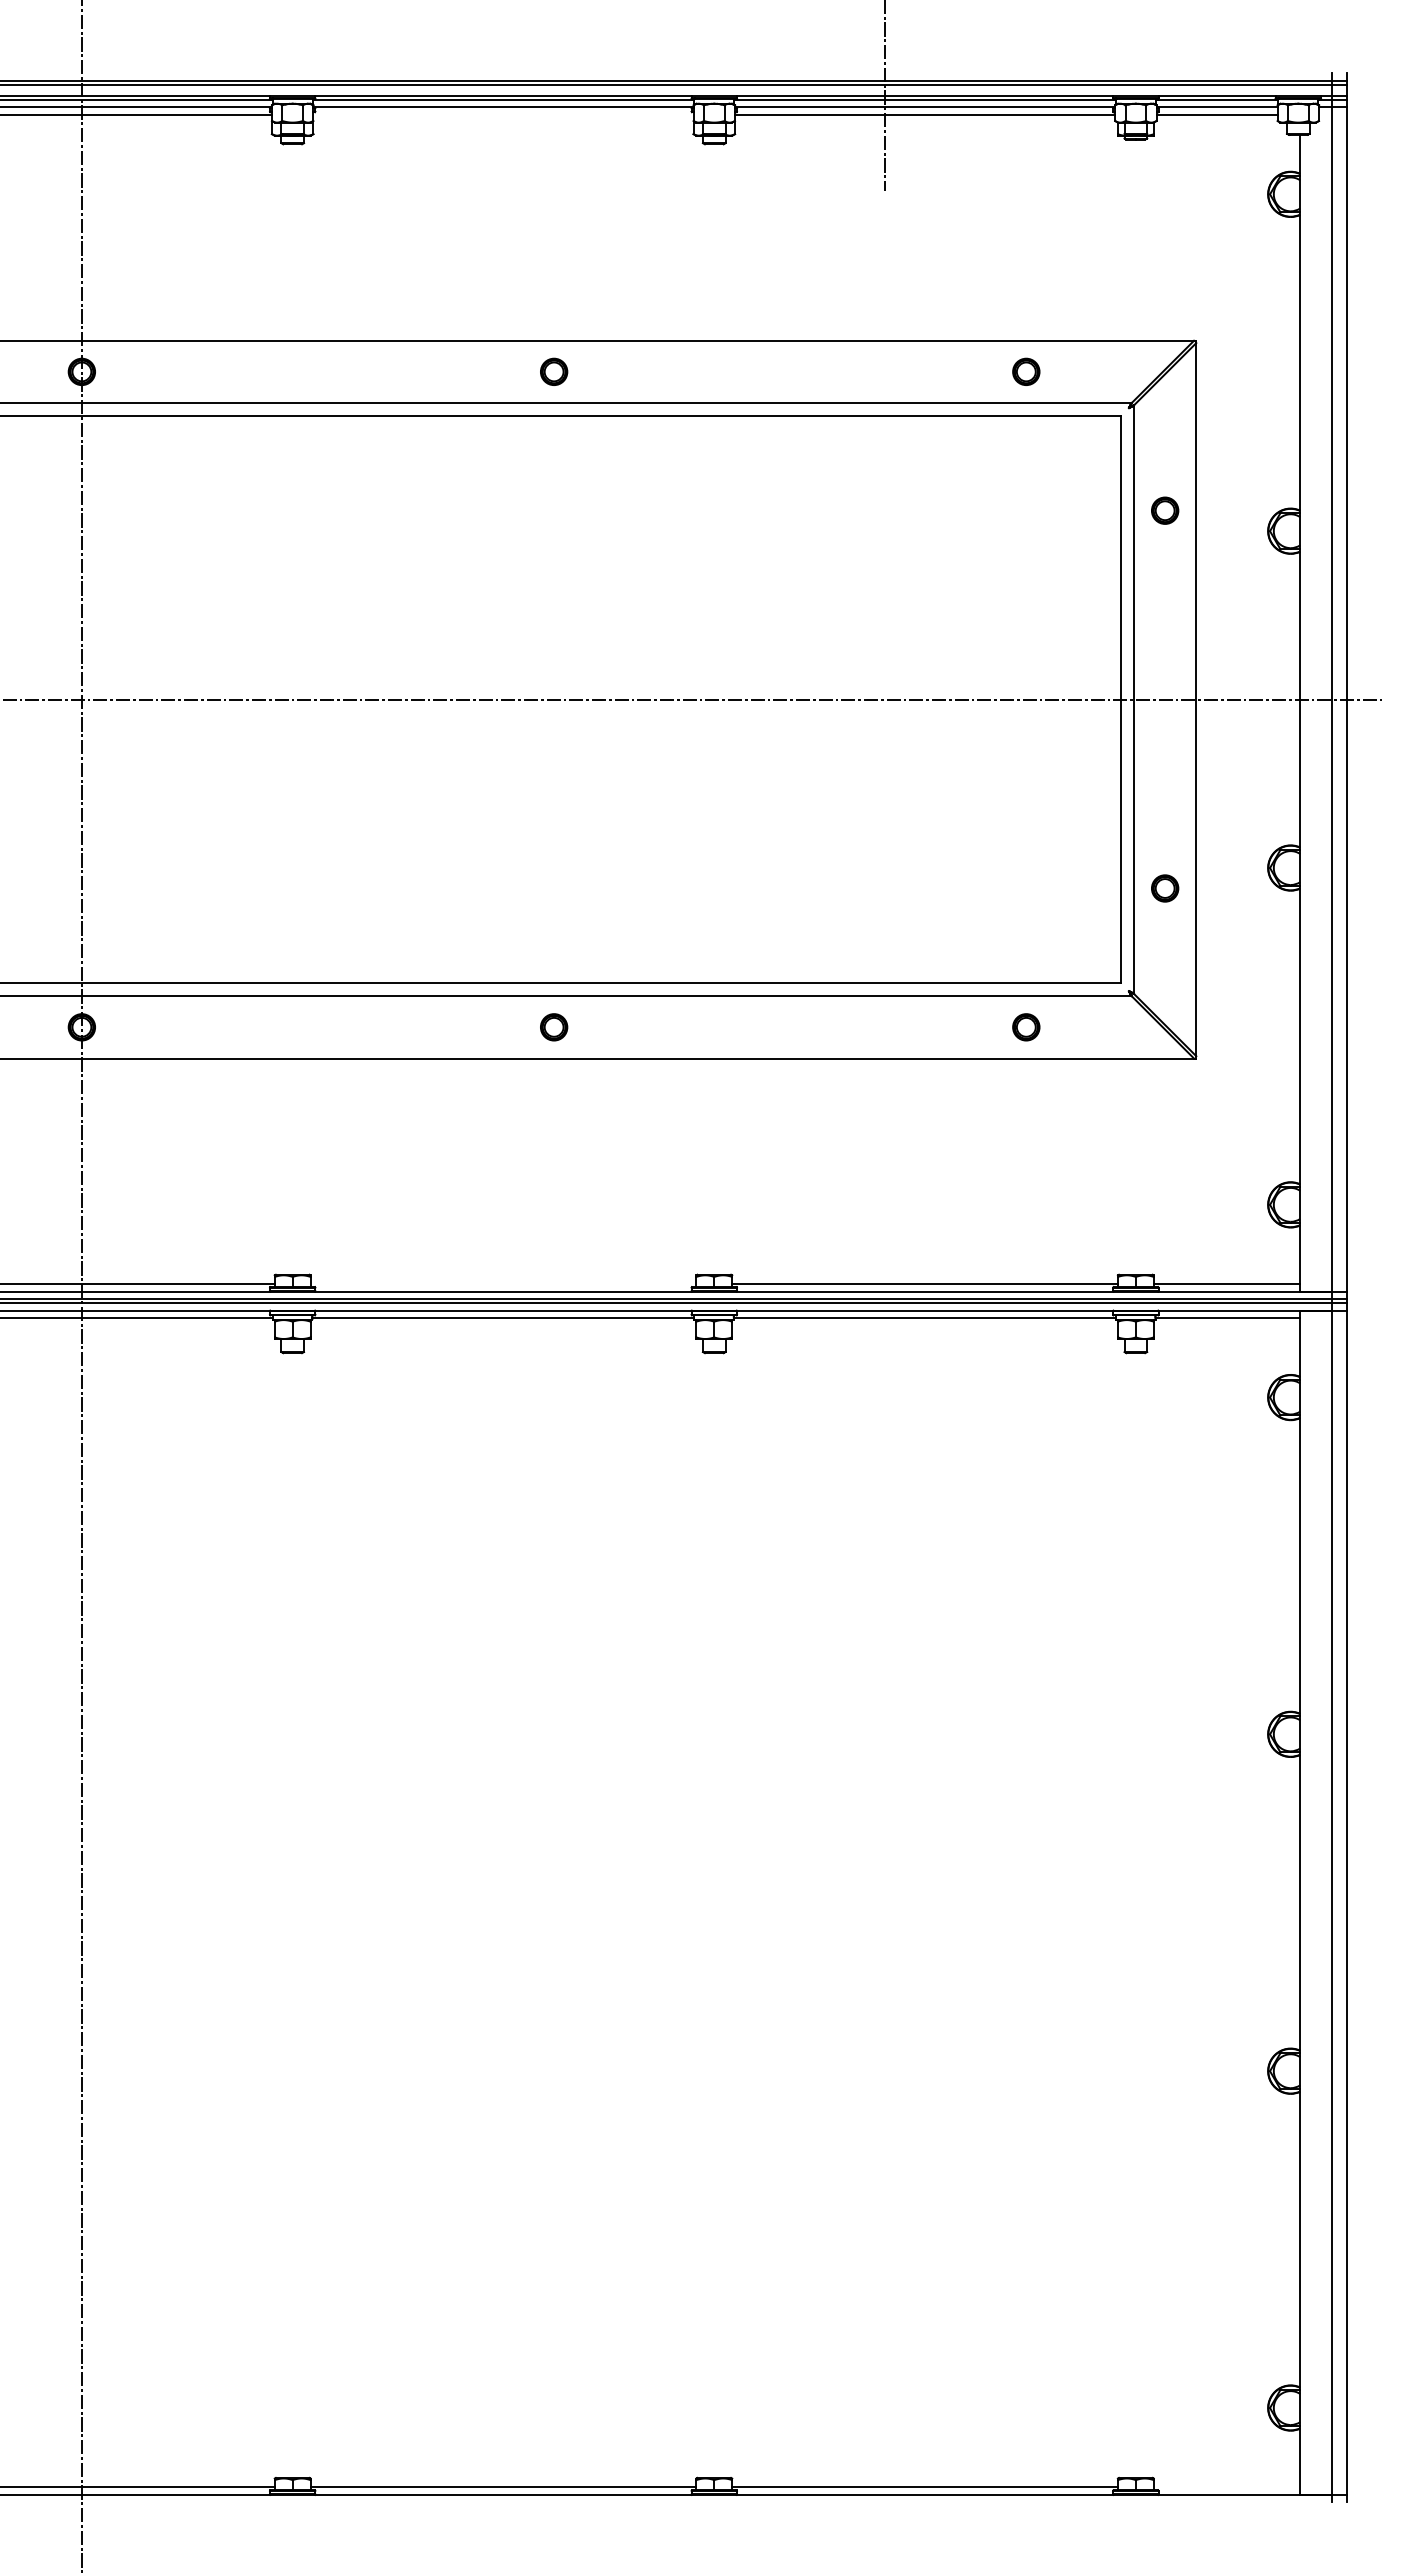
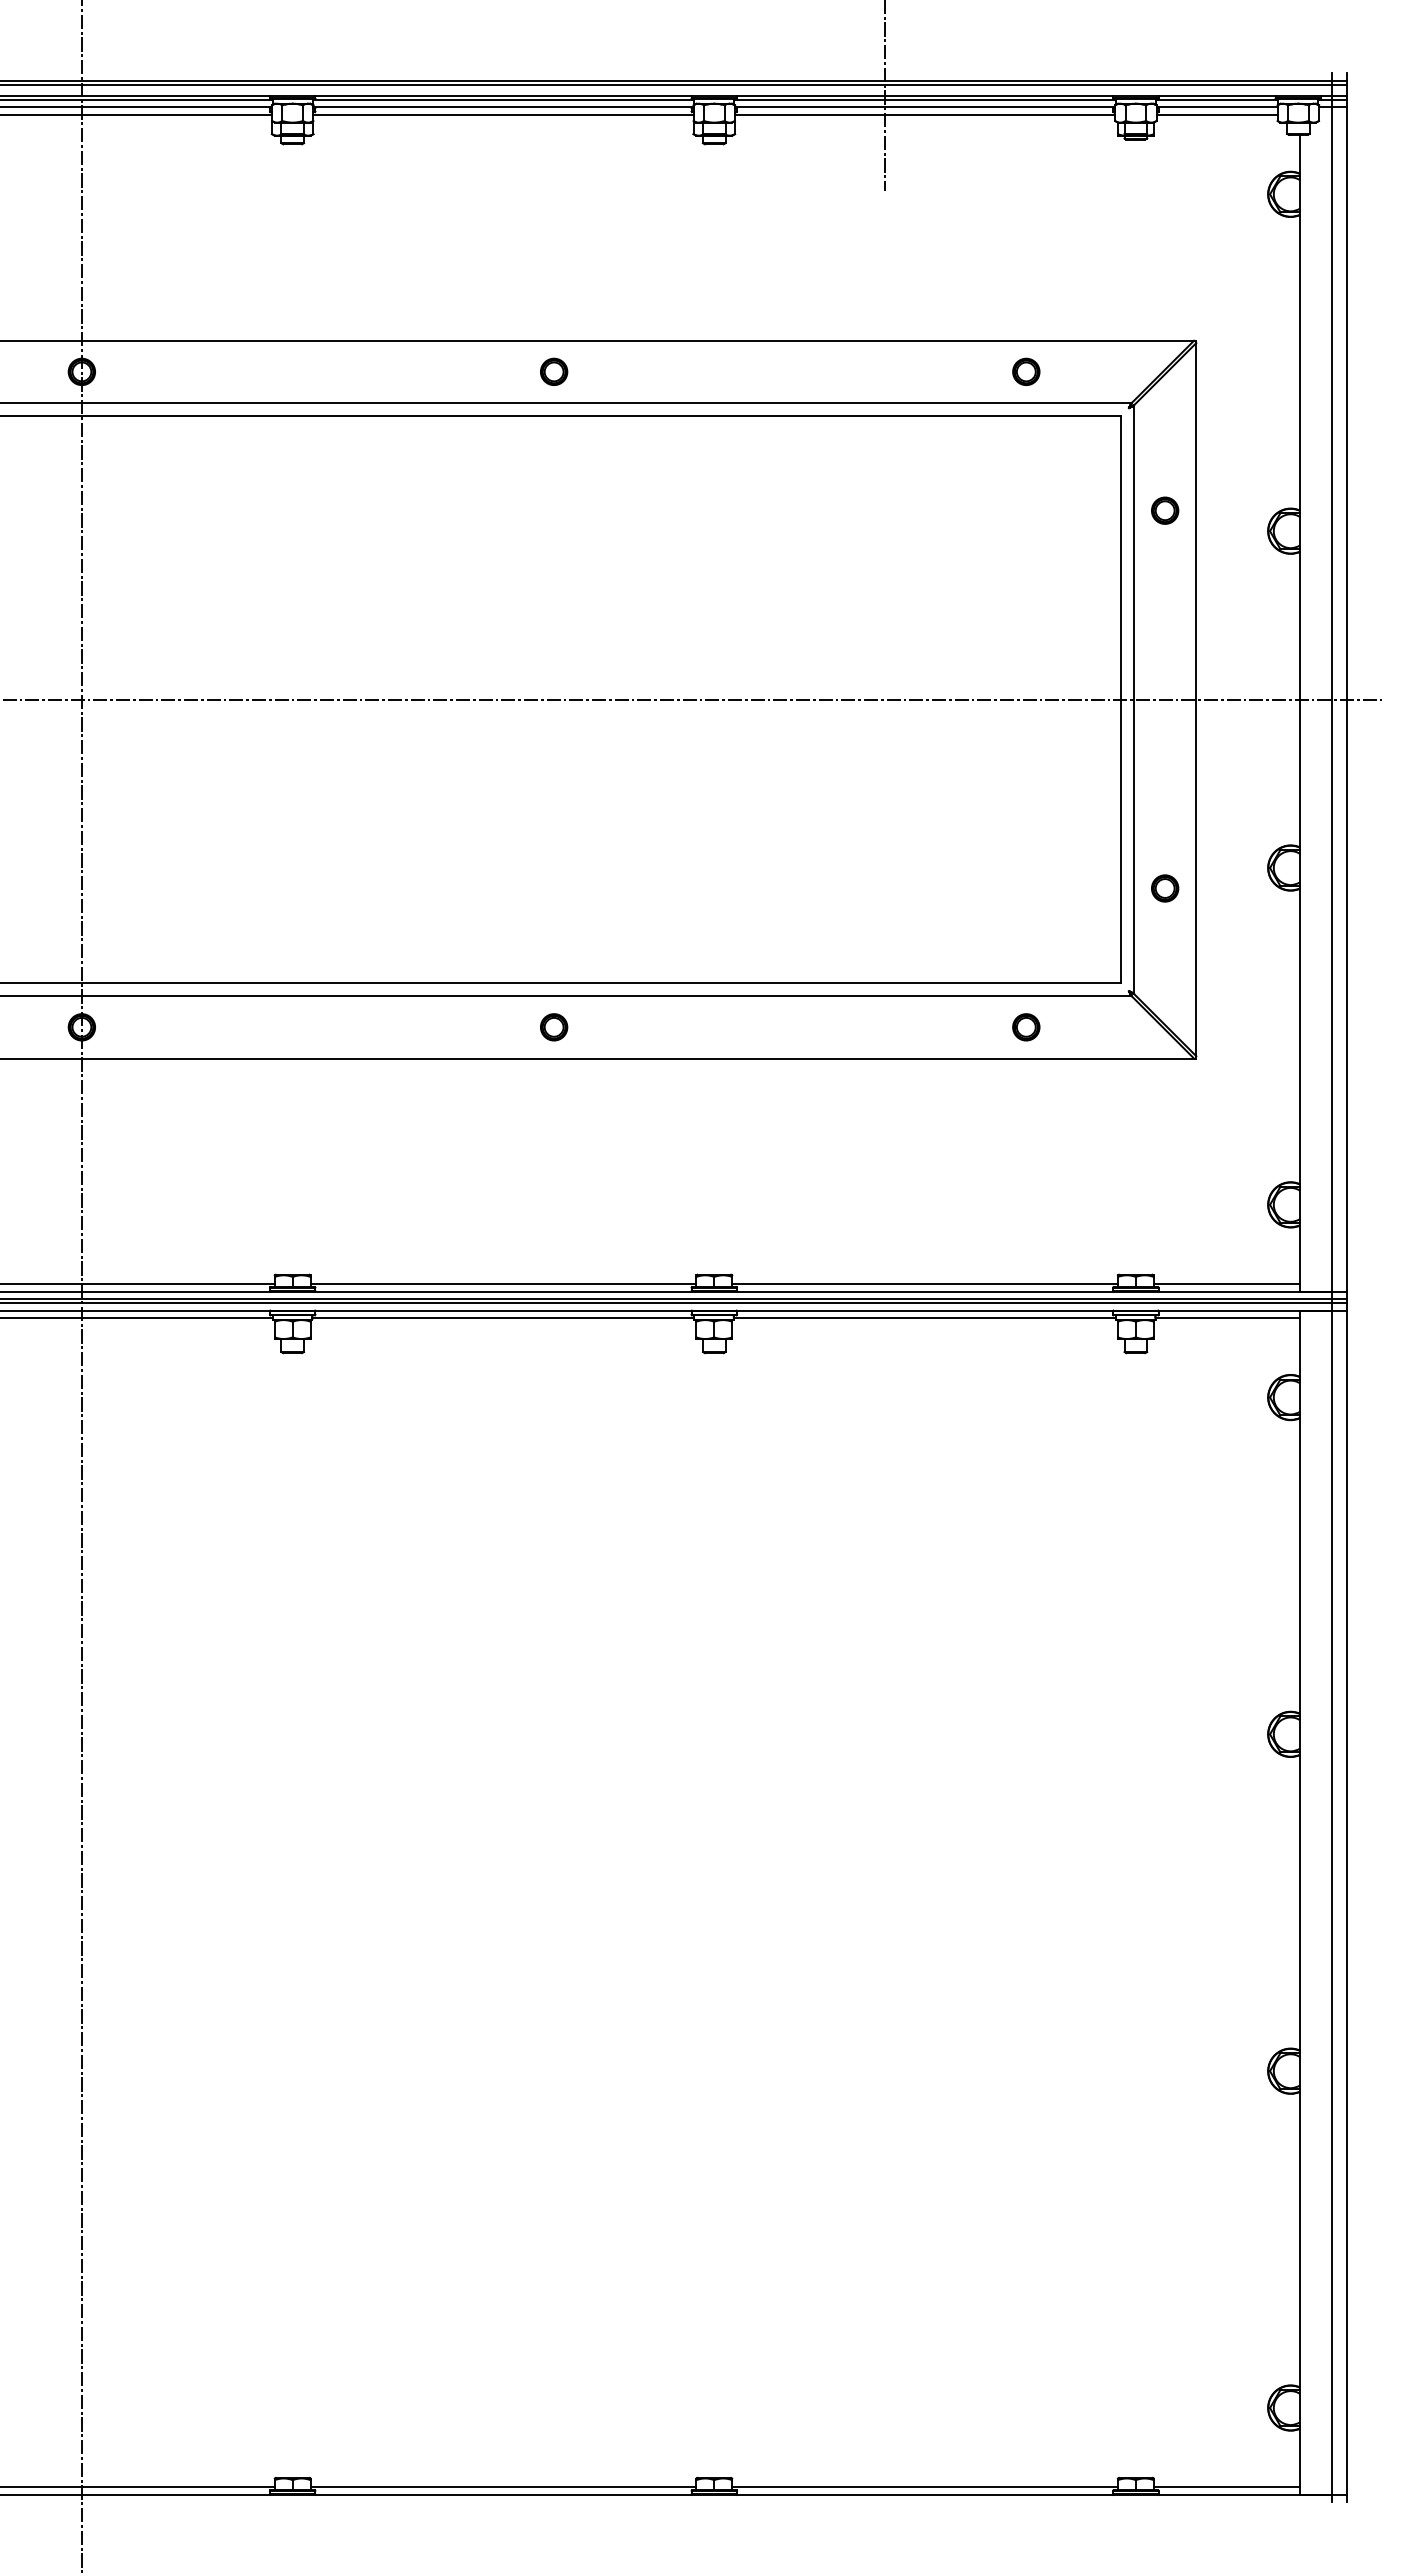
line: none -> present (503, 115)
line: none -> present (503, 1284)
line: none -> present (1226, 2487)
